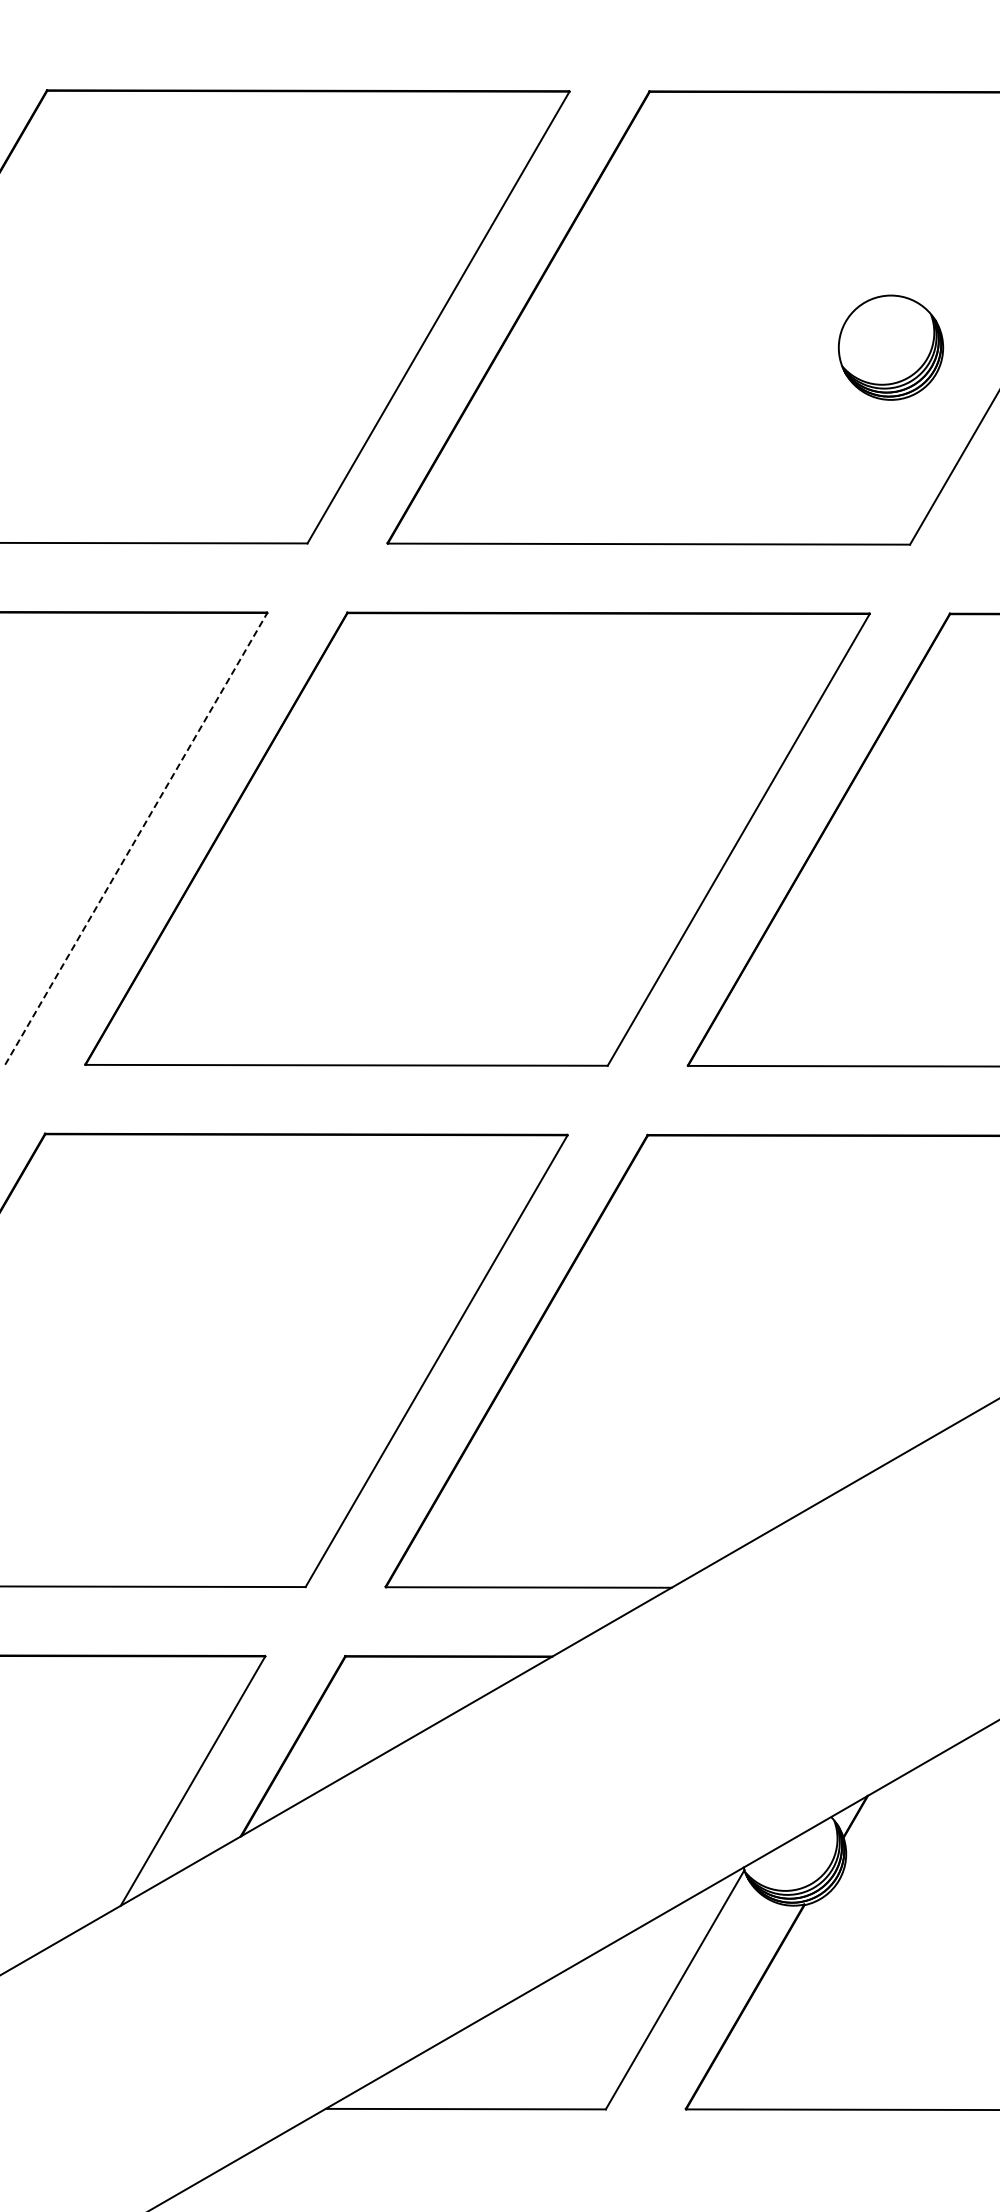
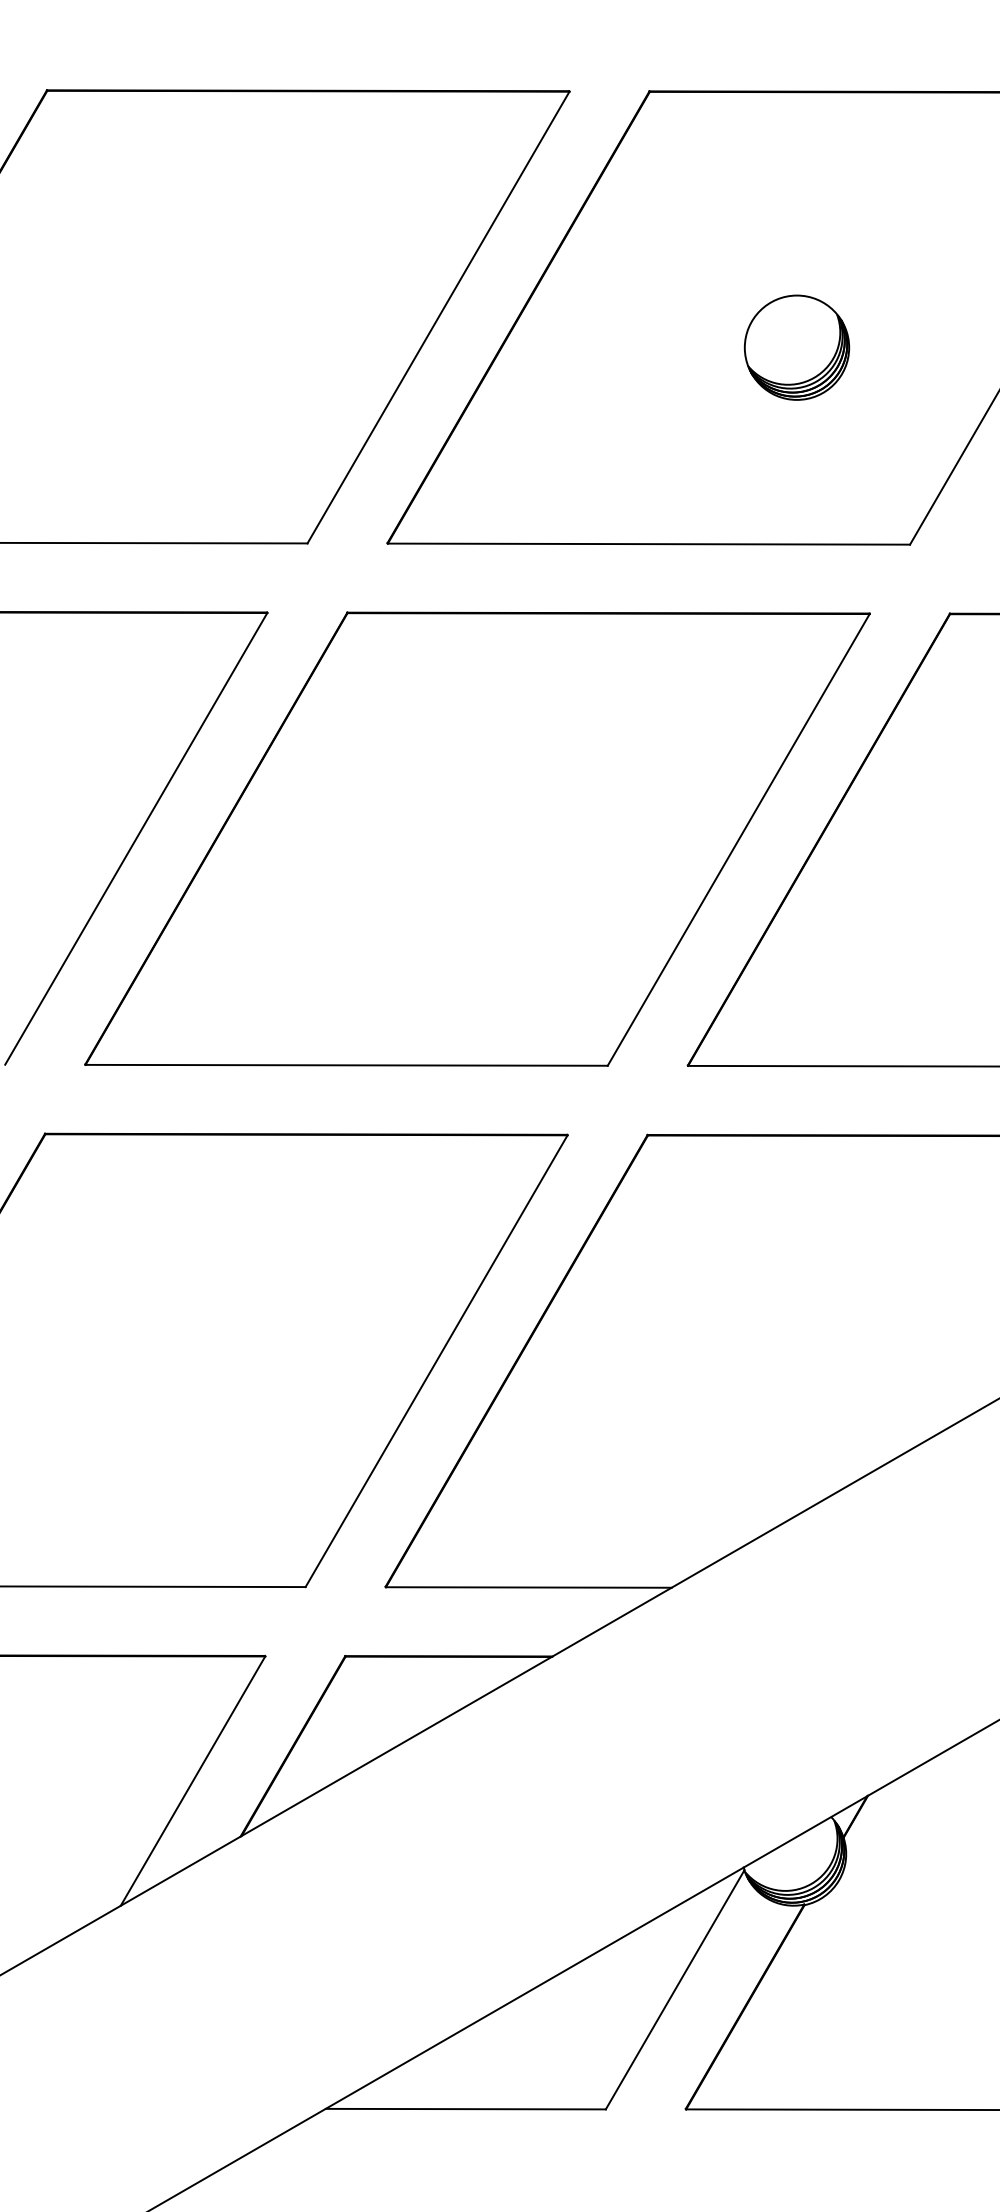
part position: (890, 347) -> (796, 347) (796, 347)
line: dashed -> solid (136, 838)
